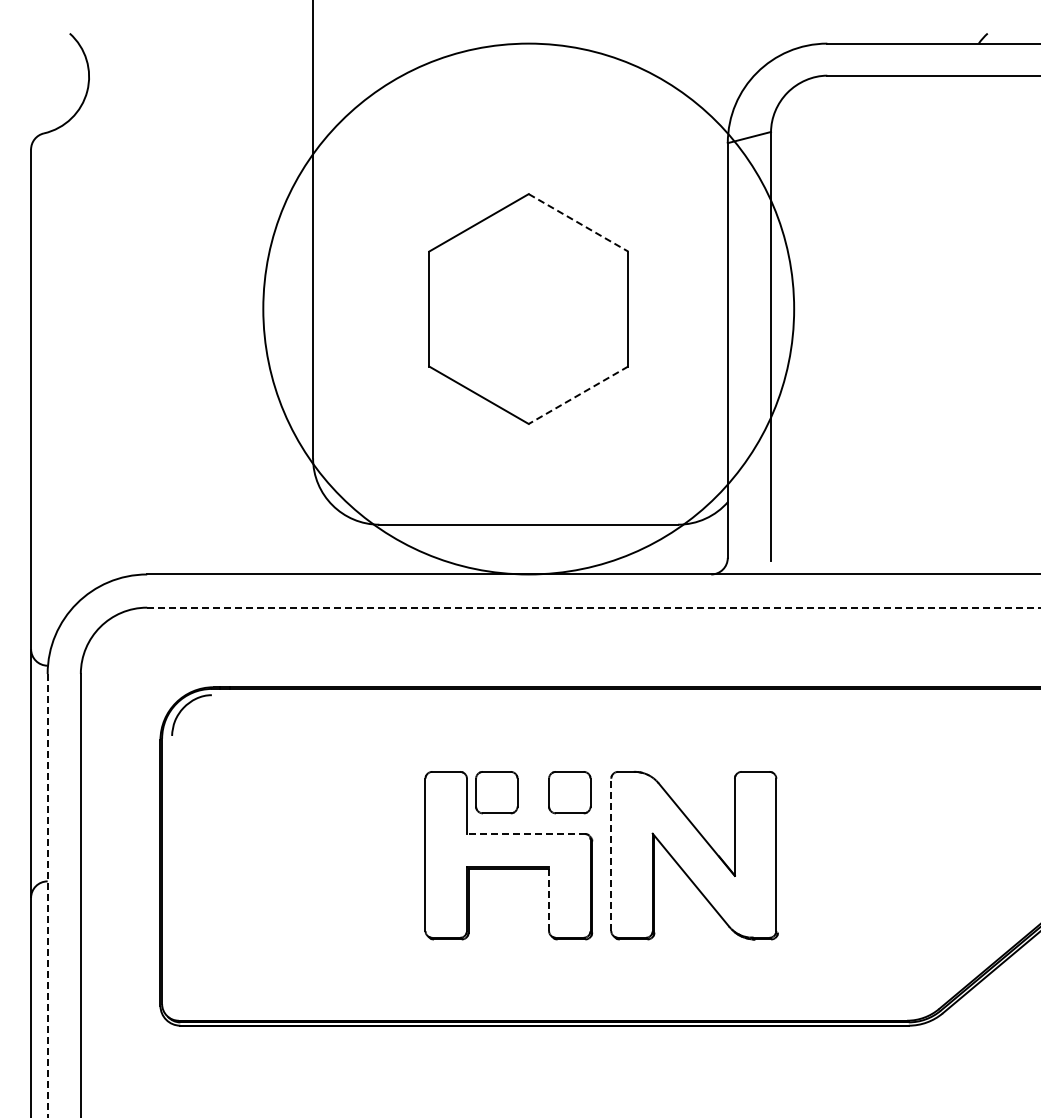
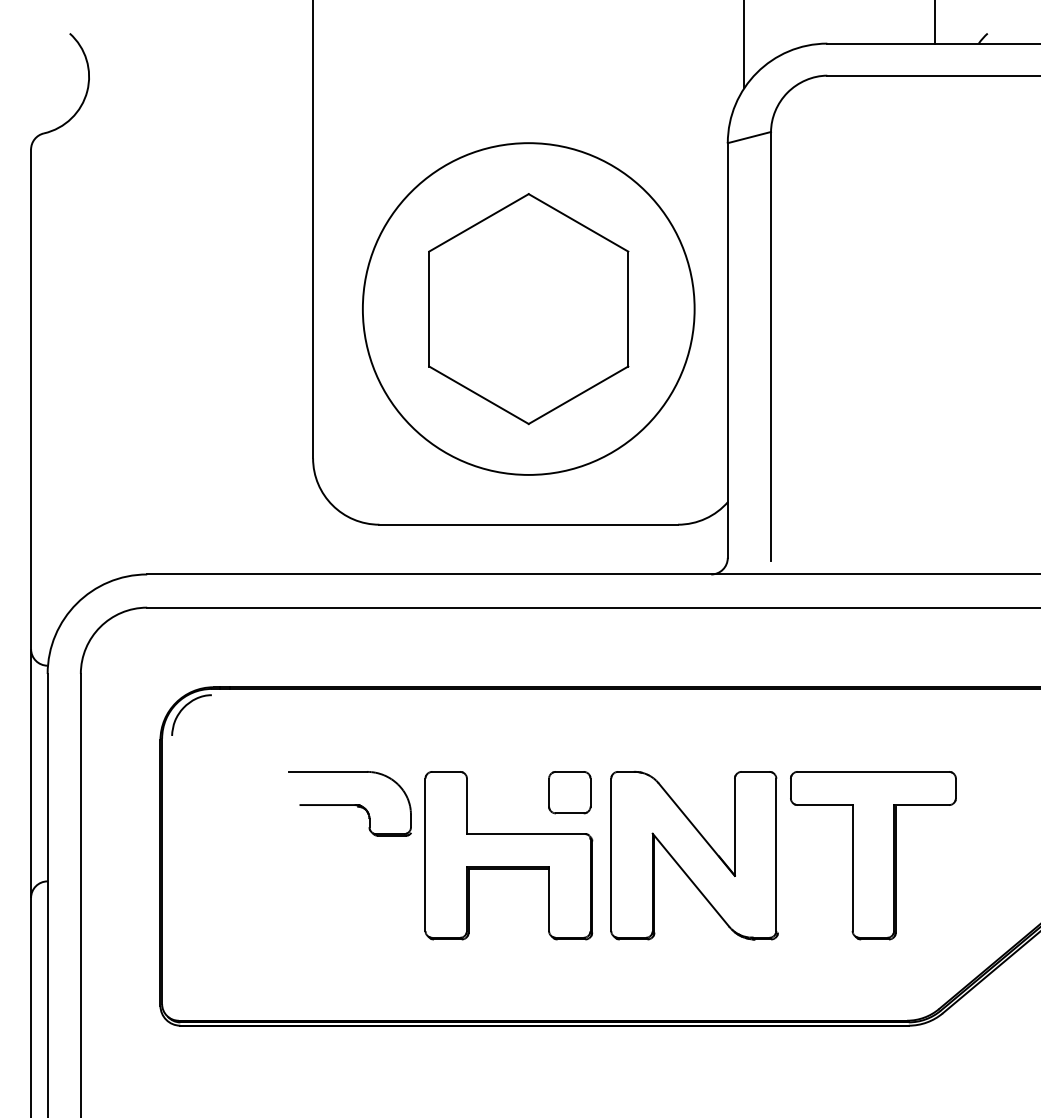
line: none -> present (935, 23)
line: none -> present (744, 45)
line: dashed -> solid (578, 223)
circle diameter: 531 px -> 332 px (528, 308)
line: dashed -> solid (578, 395)
line: dashed -> solid (594, 607)
part: present -> none (496, 792)
part: none -> present (349, 803)
line: dashed -> solid (525, 834)
line: dashed -> solid (611, 854)
part: none -> present (873, 855)
line: dashed -> solid (47, 895)
line: dashed -> solid (549, 899)
